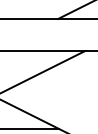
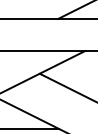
line: none -> present (67, 86)
